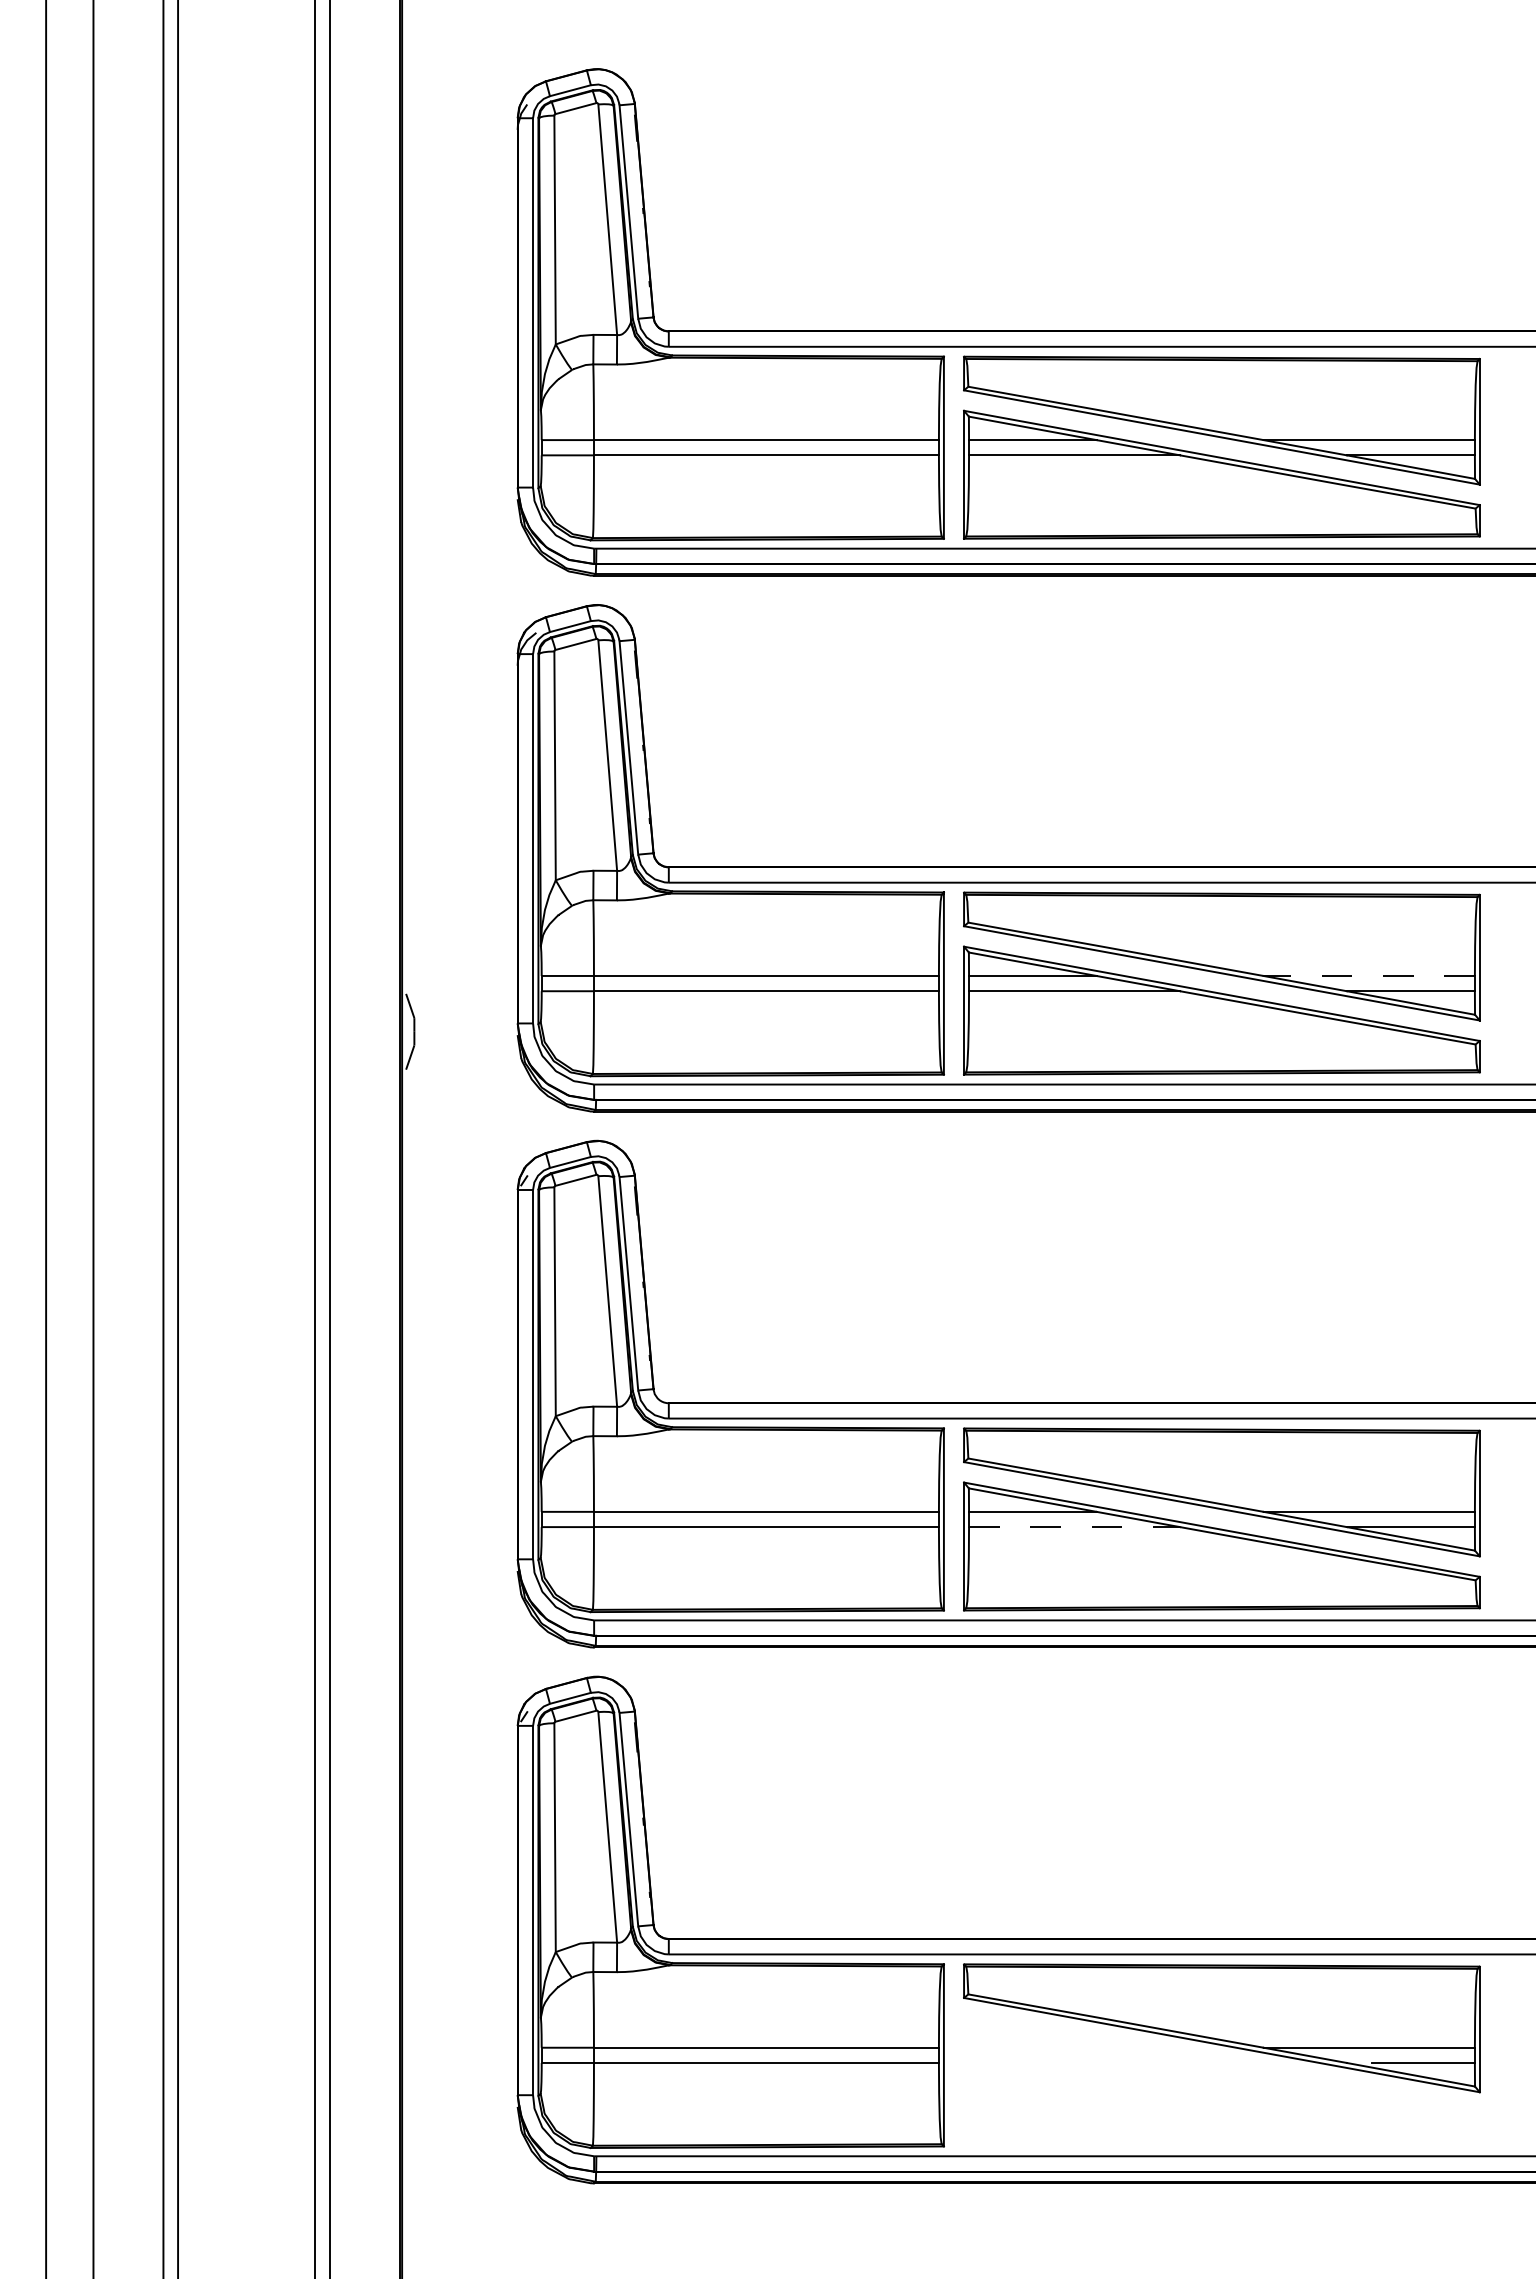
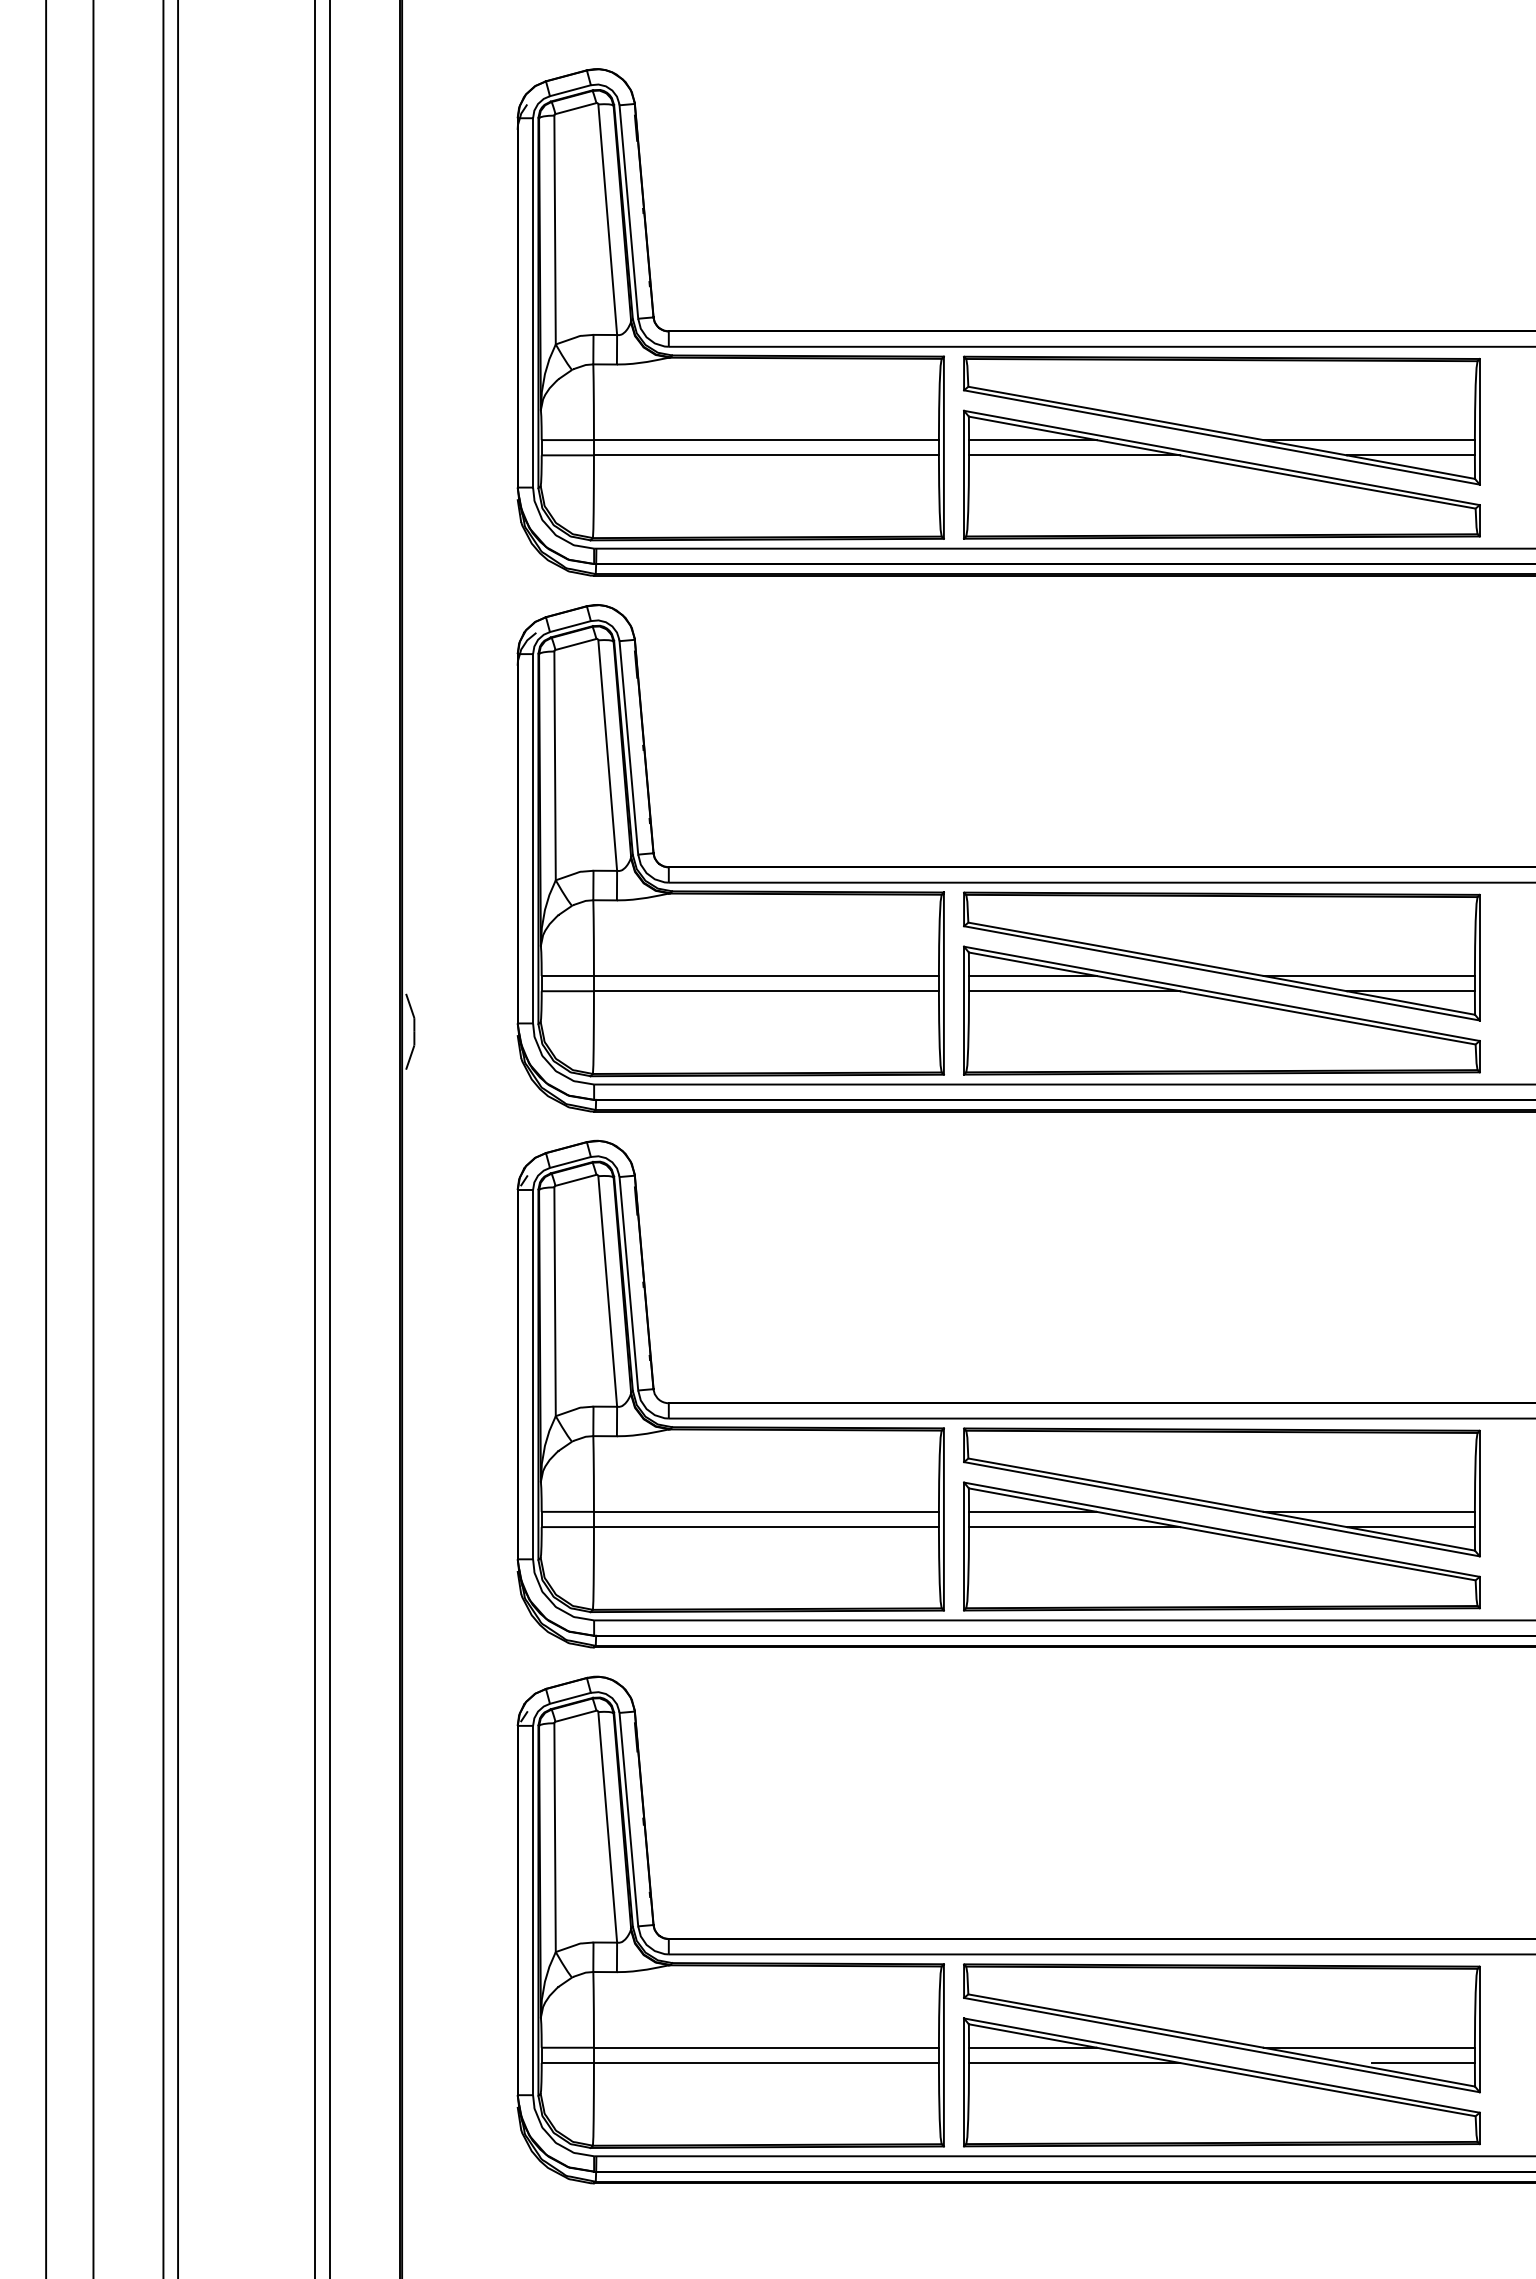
line: dashed -> solid (1369, 975)
line: dashed -> solid (1074, 1527)
part: none -> present (1221, 2082)
